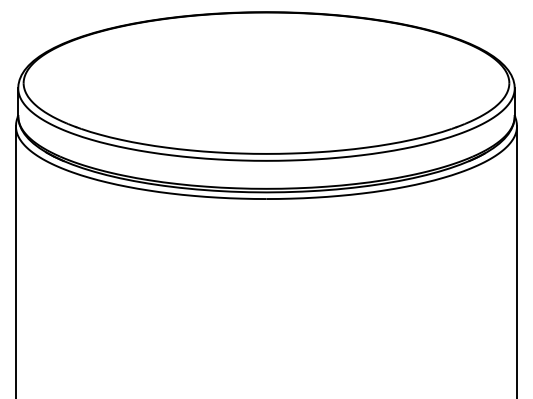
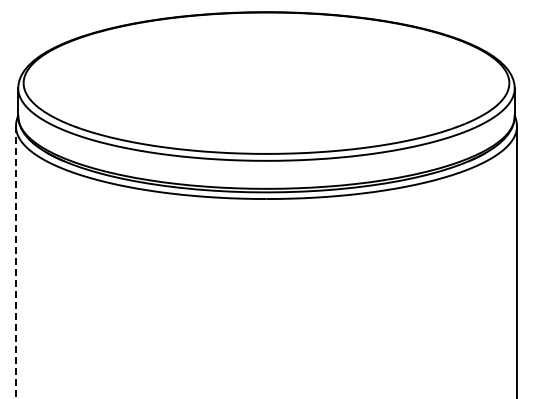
line: solid -> dashed (15, 262)
